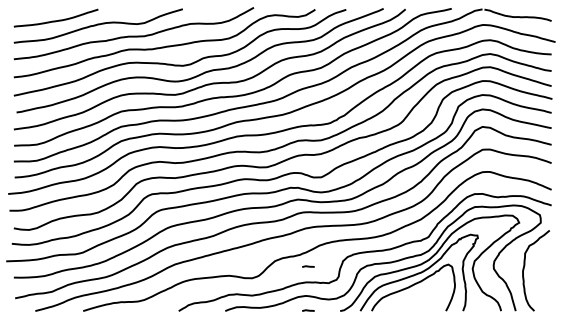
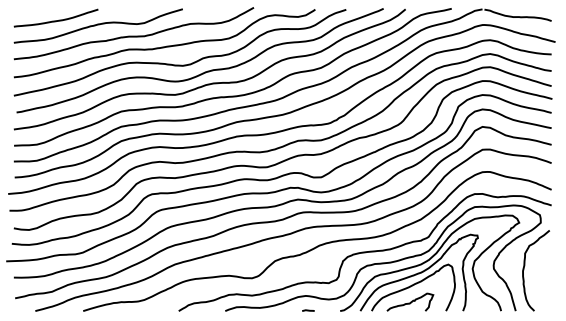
line: present -> none (308, 266)
curve: none -> present (410, 301)
